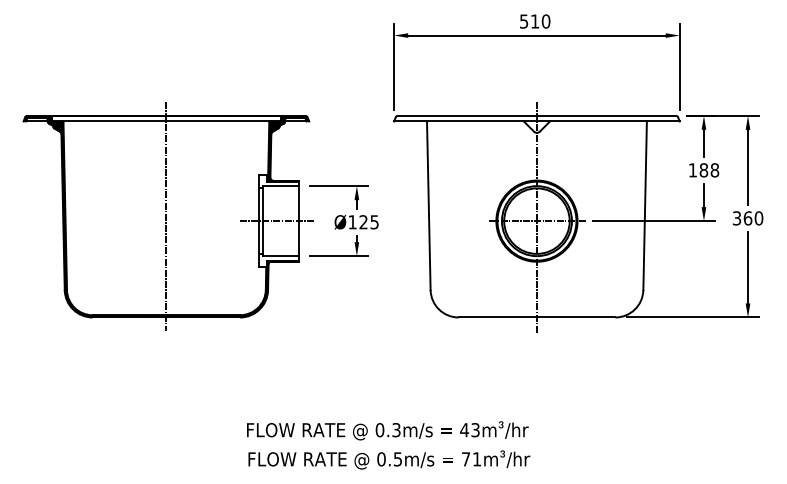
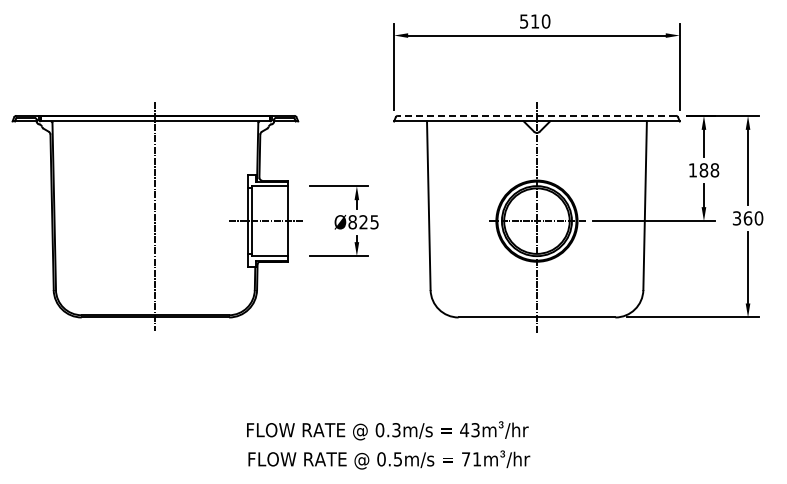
line: solid -> dashed (536, 115)
part position: (167, 216) -> (156, 216) (156, 216)
text: Ø125 -> Ø825 (352, 222)
